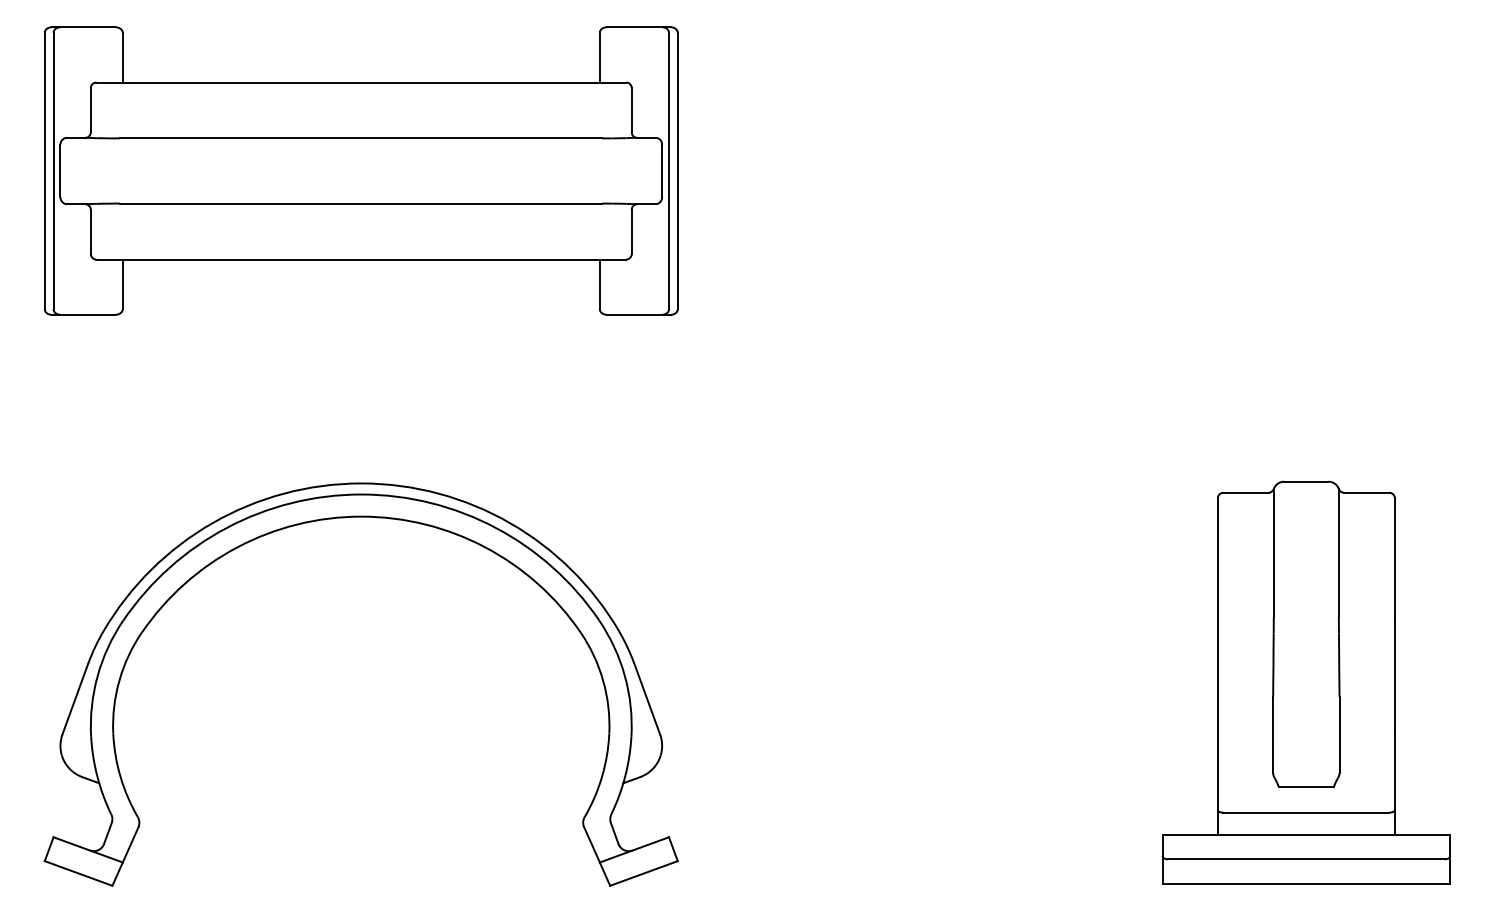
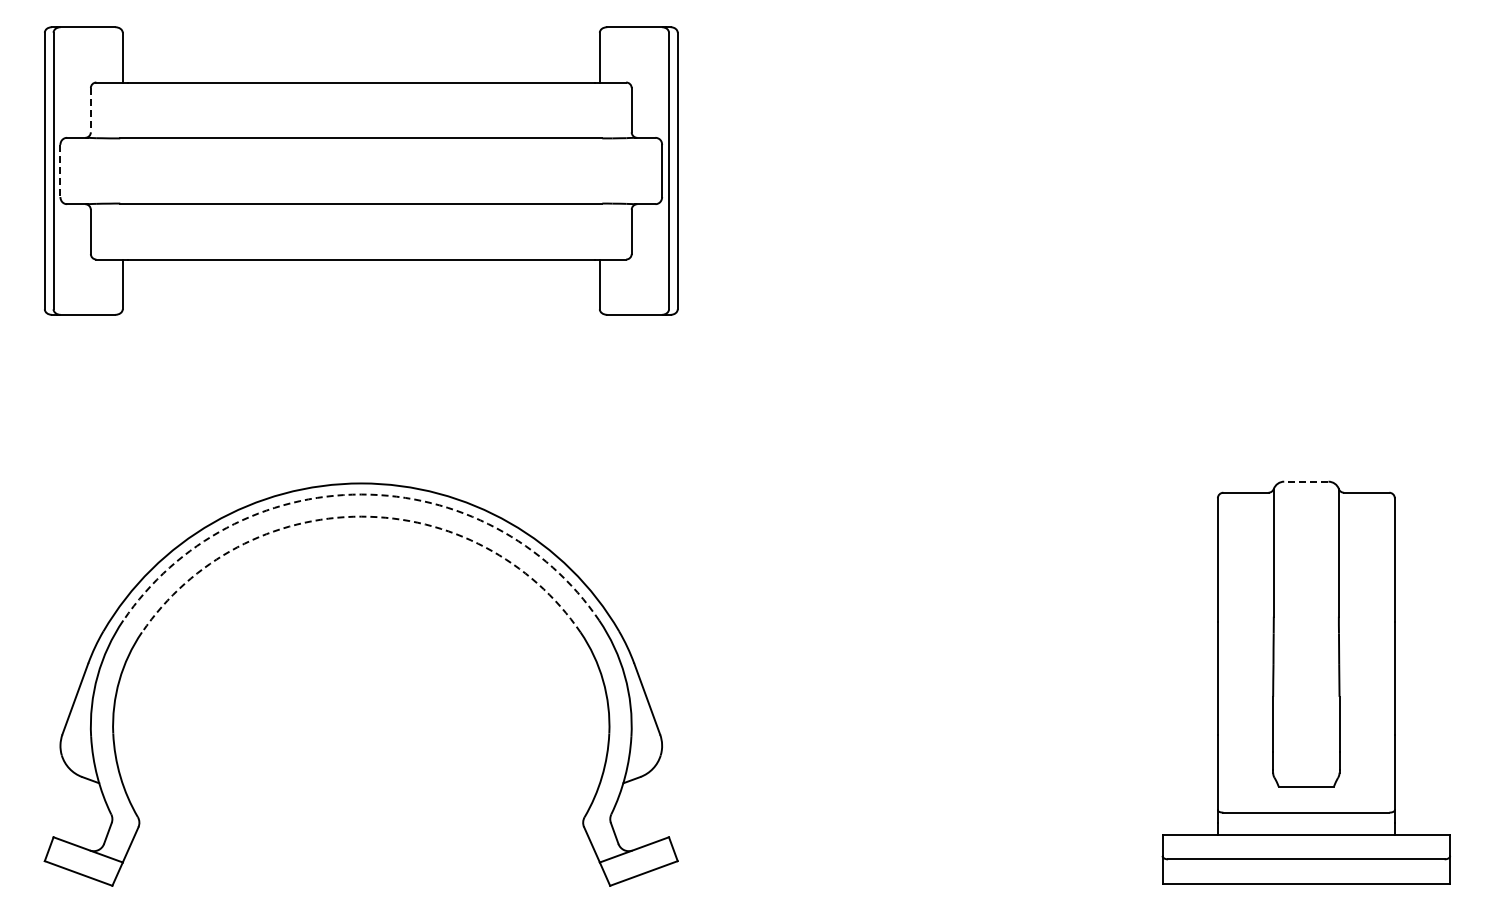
line: solid -> dashed (90, 110)
line: solid -> dashed (60, 171)
line: solid -> dashed (1305, 481)
arc: solid -> dashed (361, 494)
arc: solid -> dashed (361, 516)
